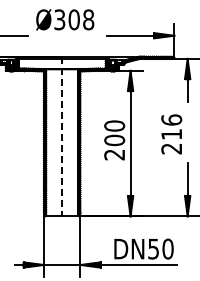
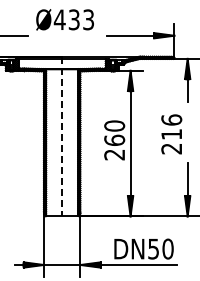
text: Ø308 -> Ø433 (73, 19)
text: 200 -> 260 (114, 140)
